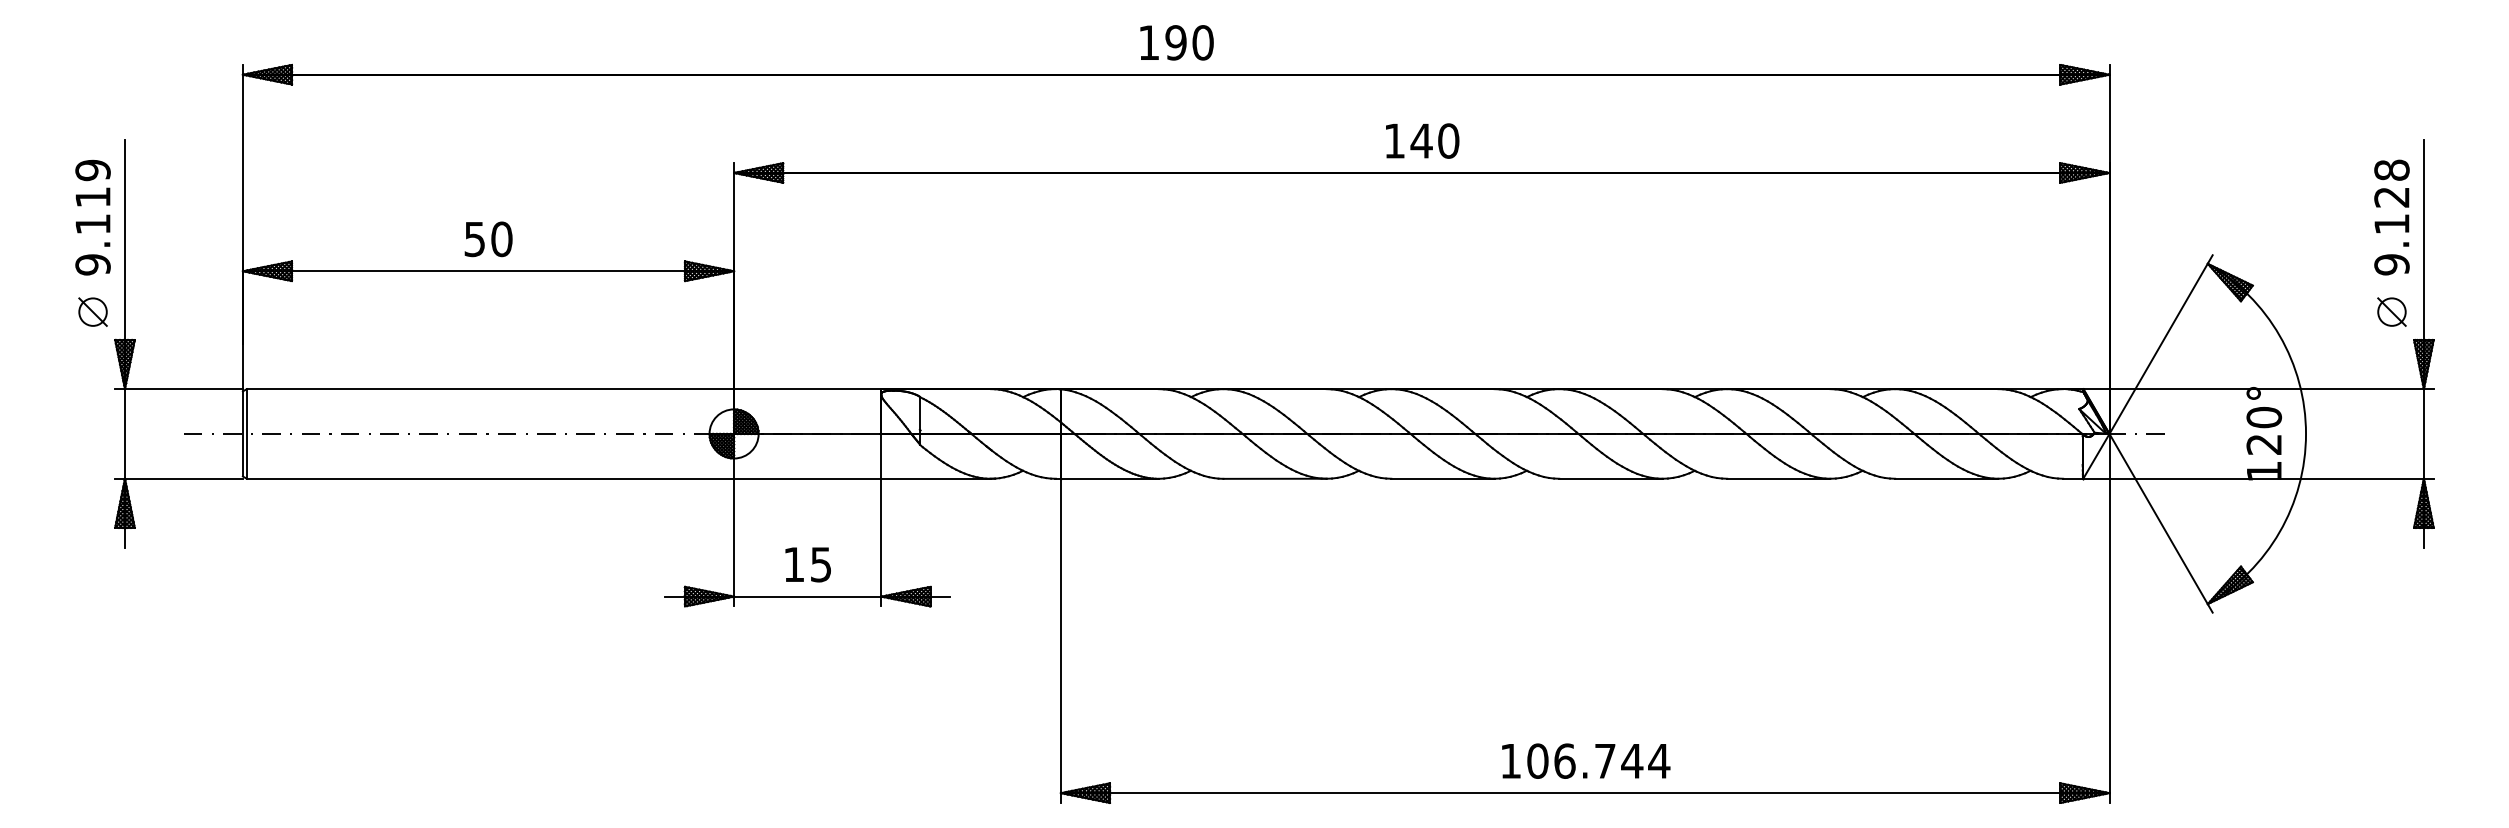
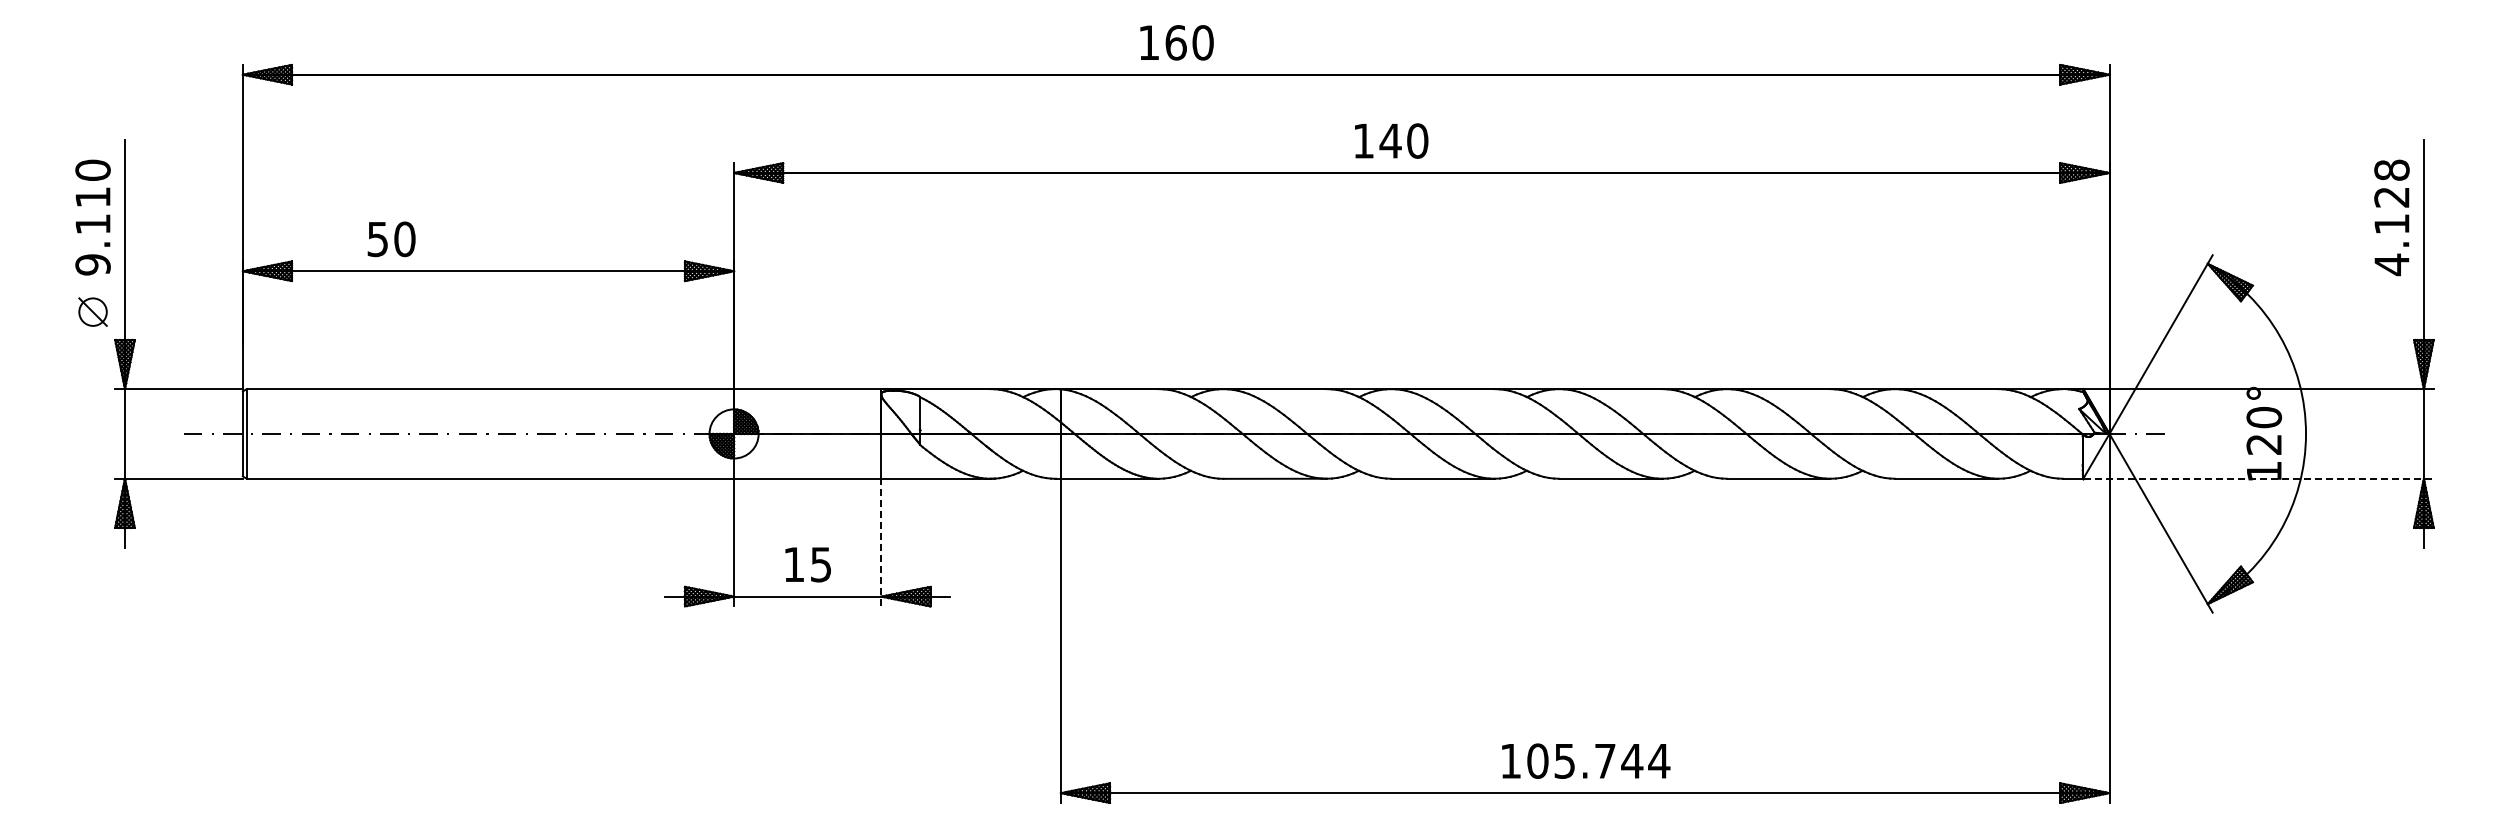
text: 190 -> 160 (1175, 42)
text position: (1422, 140) -> (1391, 140) (1391, 140)
text: 9.119 -> 9.110 (92, 170)
text position: (488, 239) -> (391, 239) (391, 239)
text: 9.128 -> 4.128 (2391, 264)
part: present -> none (2391, 311)
line: solid -> dashed (2259, 478)
line: solid -> dashed (881, 542)
text: 106.744 -> 105.744 (1564, 760)
